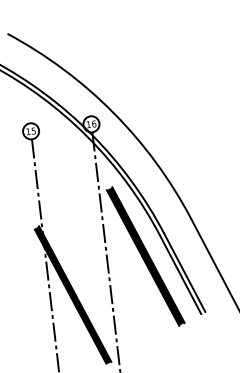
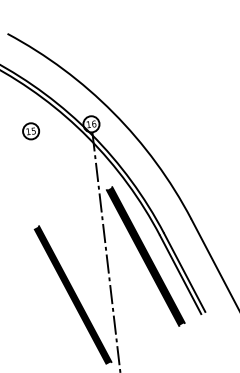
line: present -> none (44, 254)
